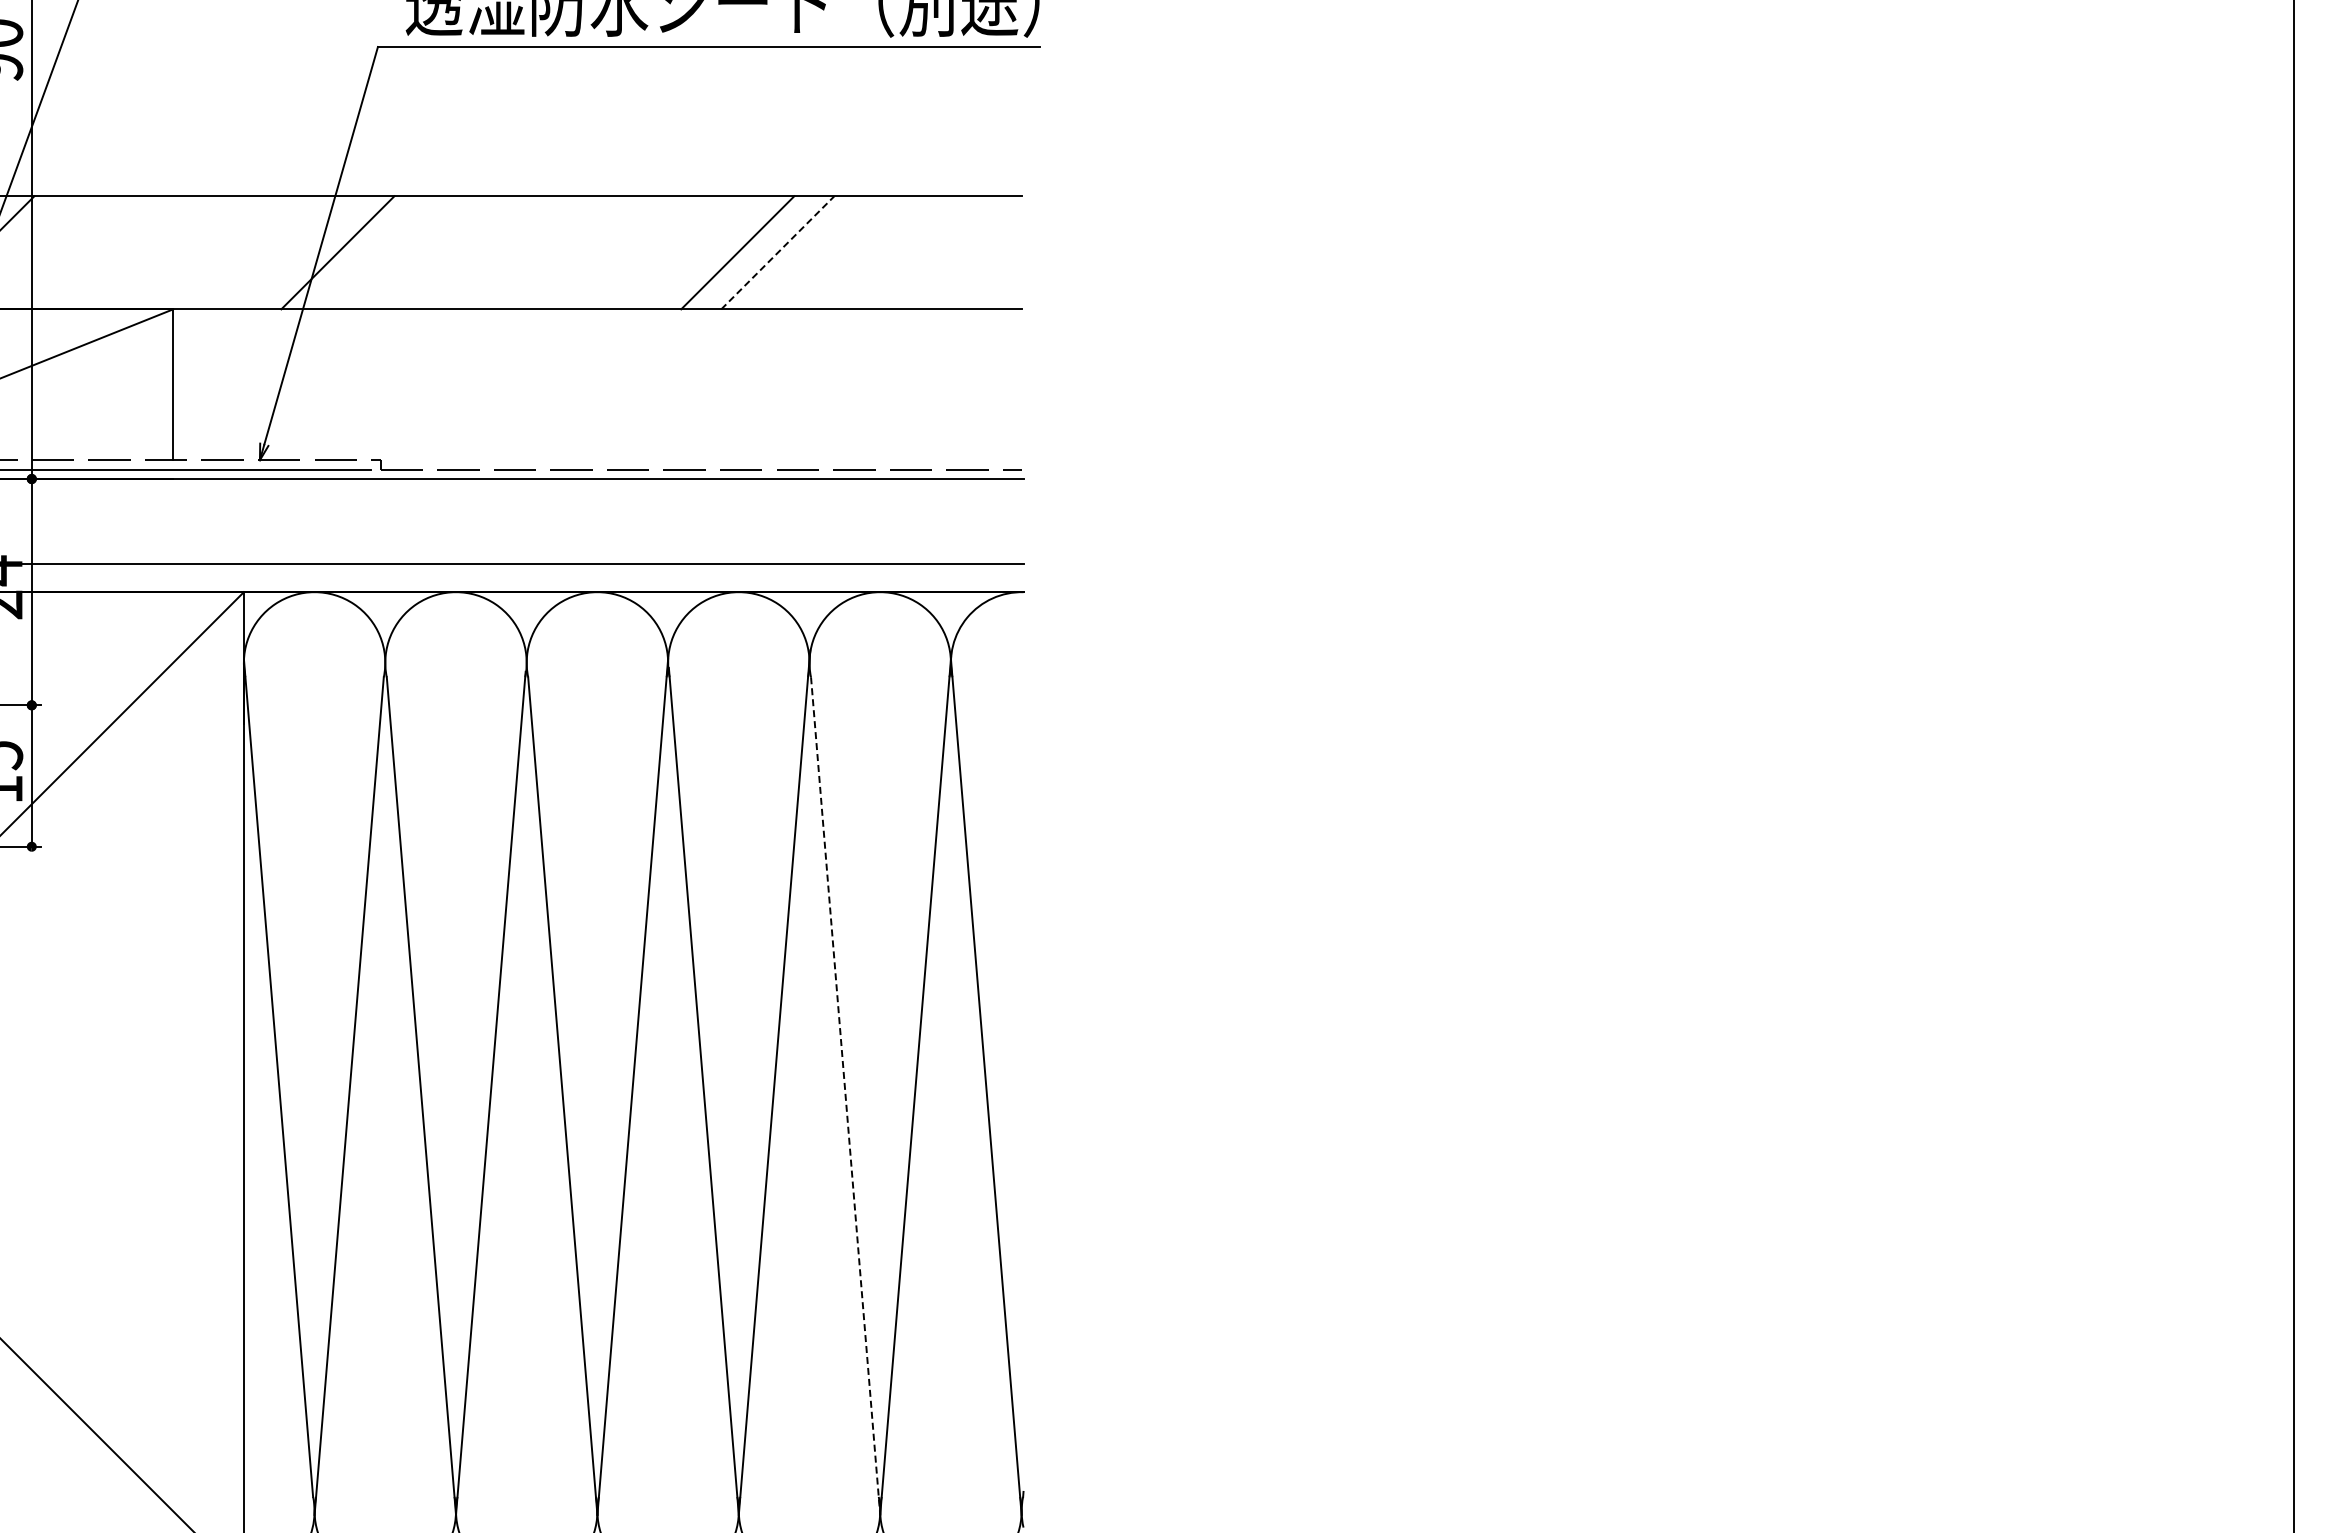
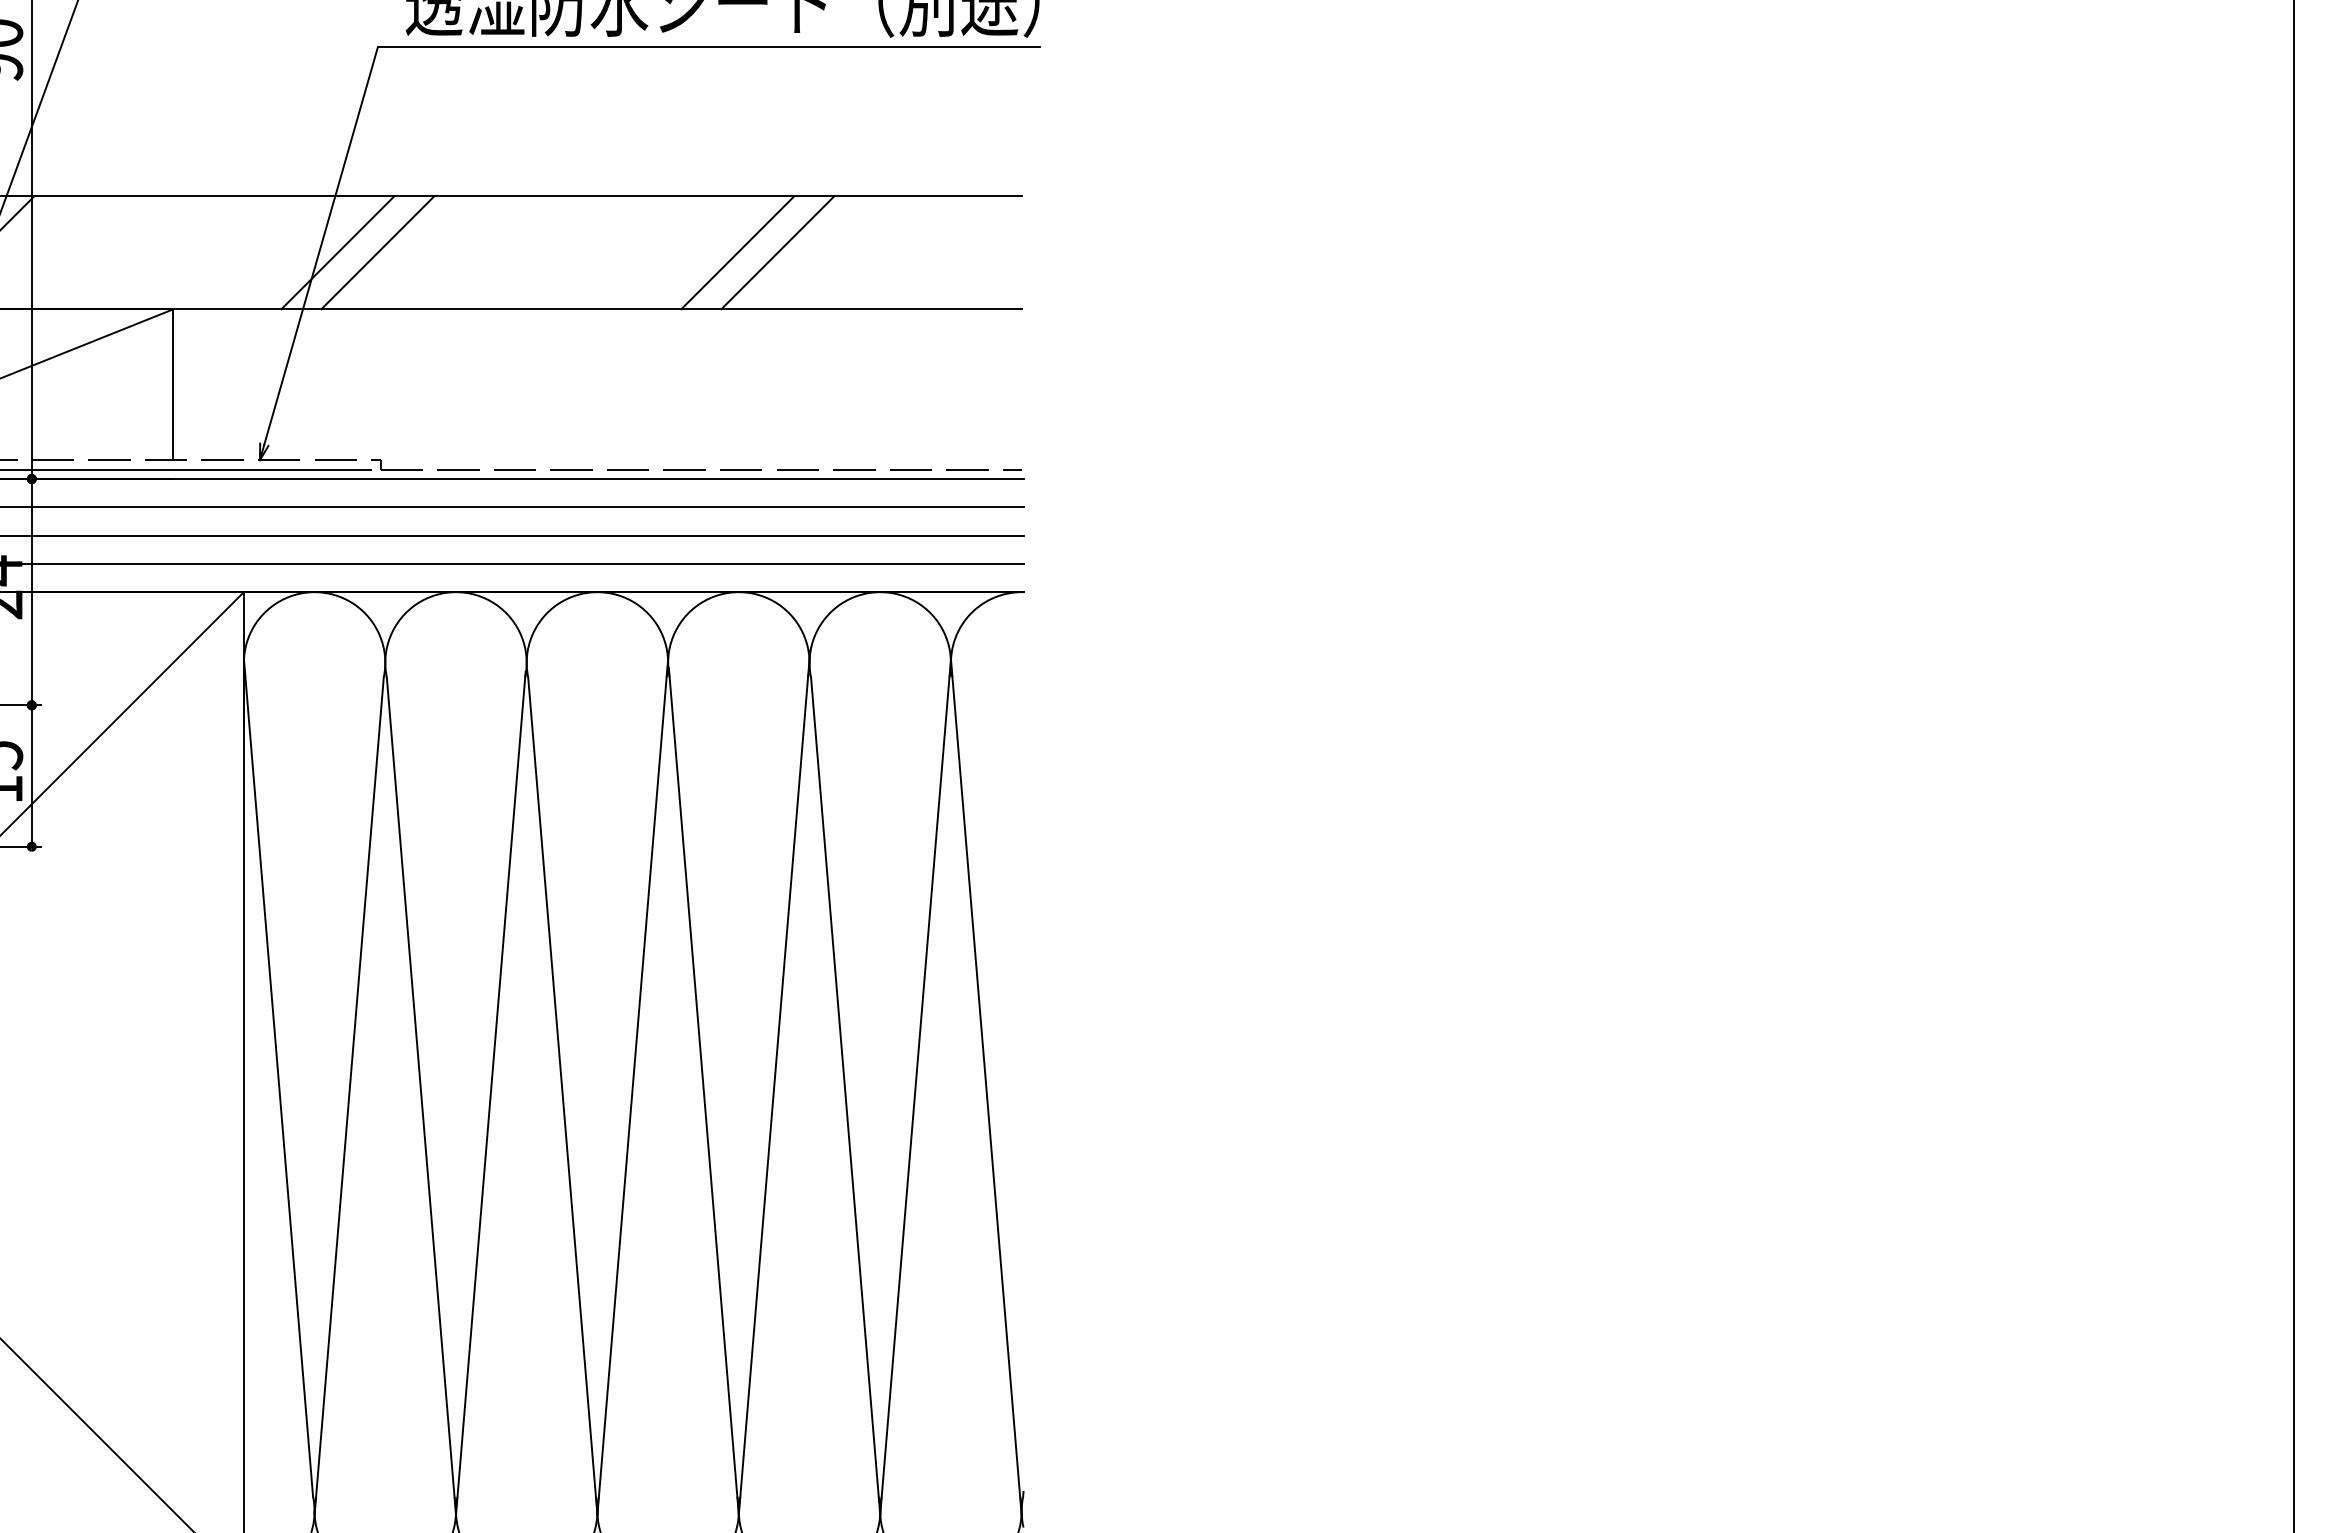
line: none -> present (377, 252)
line: dashed -> solid (777, 252)
line: none -> present (512, 507)
line: none -> present (512, 535)
line: dashed -> solid (845, 1096)
